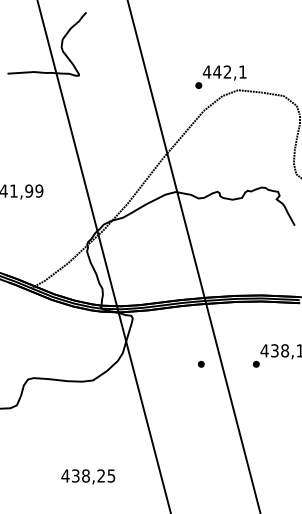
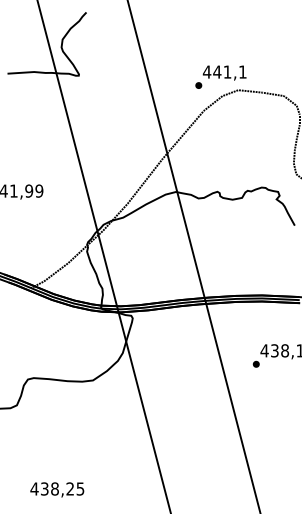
text: 442,1 -> 441,1 (227, 71)
part: present -> none (200, 363)
text position: (88, 476) -> (57, 489) (57, 489)
